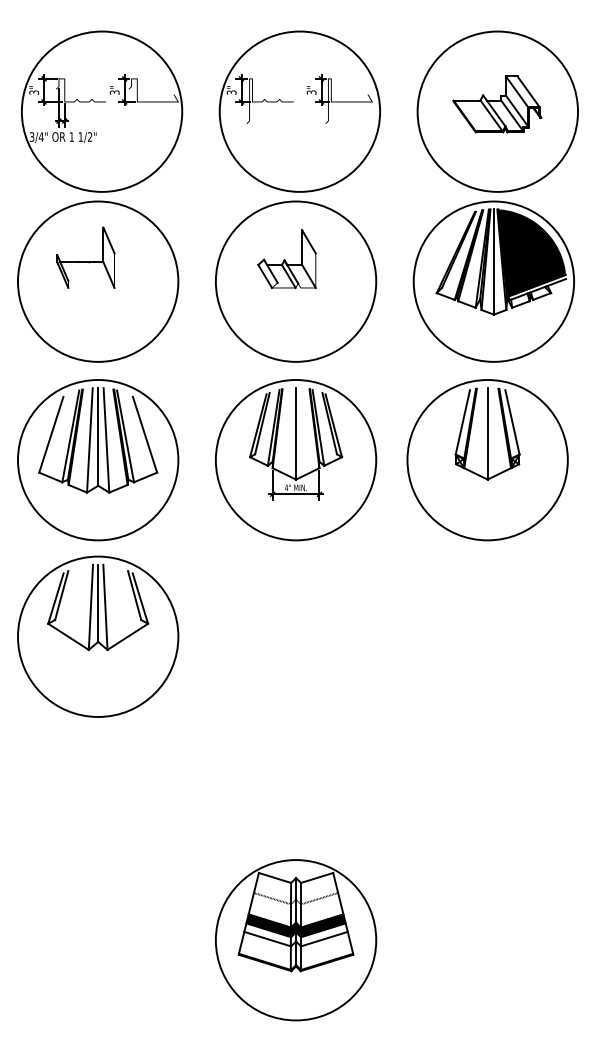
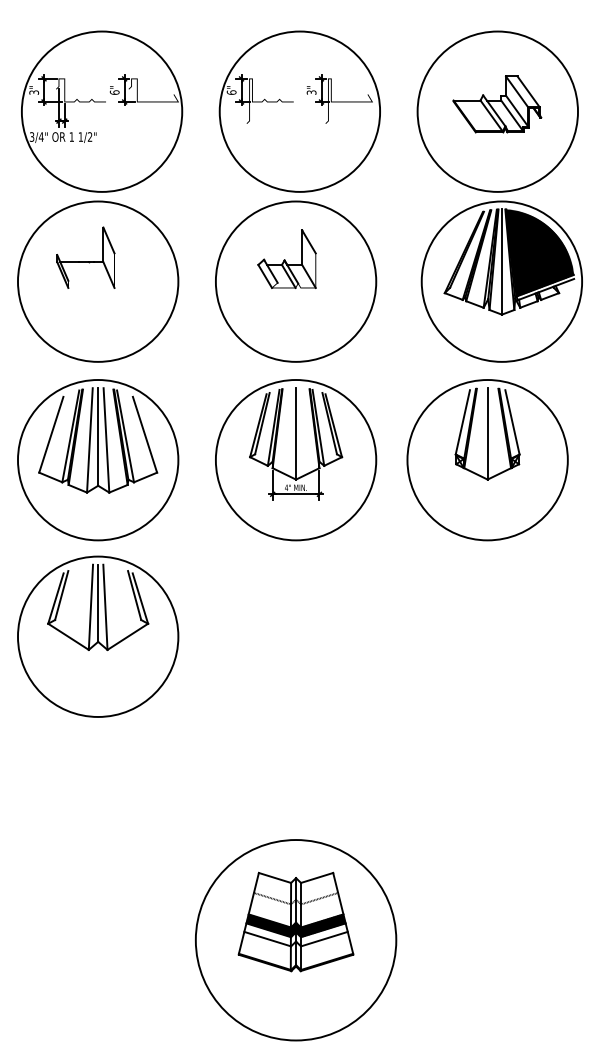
text: 3" -> 6" (114, 92)
text: 3" -> 6" (231, 92)
part position: (493, 281) -> (501, 281) (501, 281)
circle diameter: 160 px -> 200 px (295, 940)
